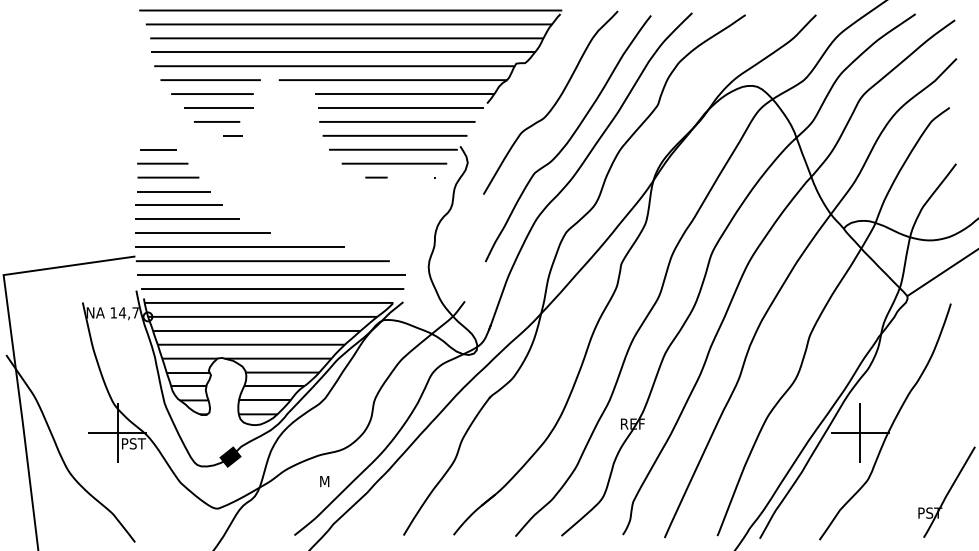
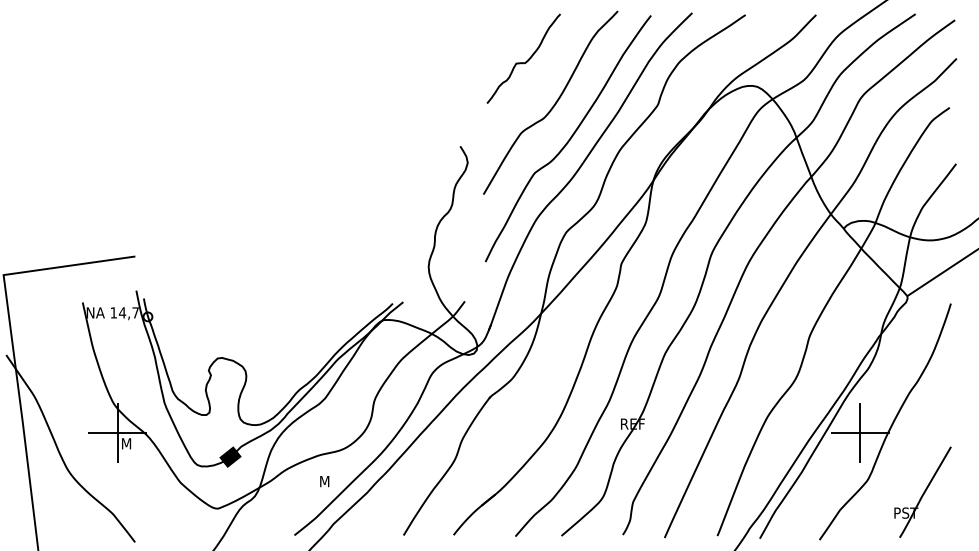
hatch: present -> none (350, 93)
hatch: present -> none (269, 281)
text: PST -> M (134, 443)
part position: (946, 491) -> (922, 491) (922, 491)
